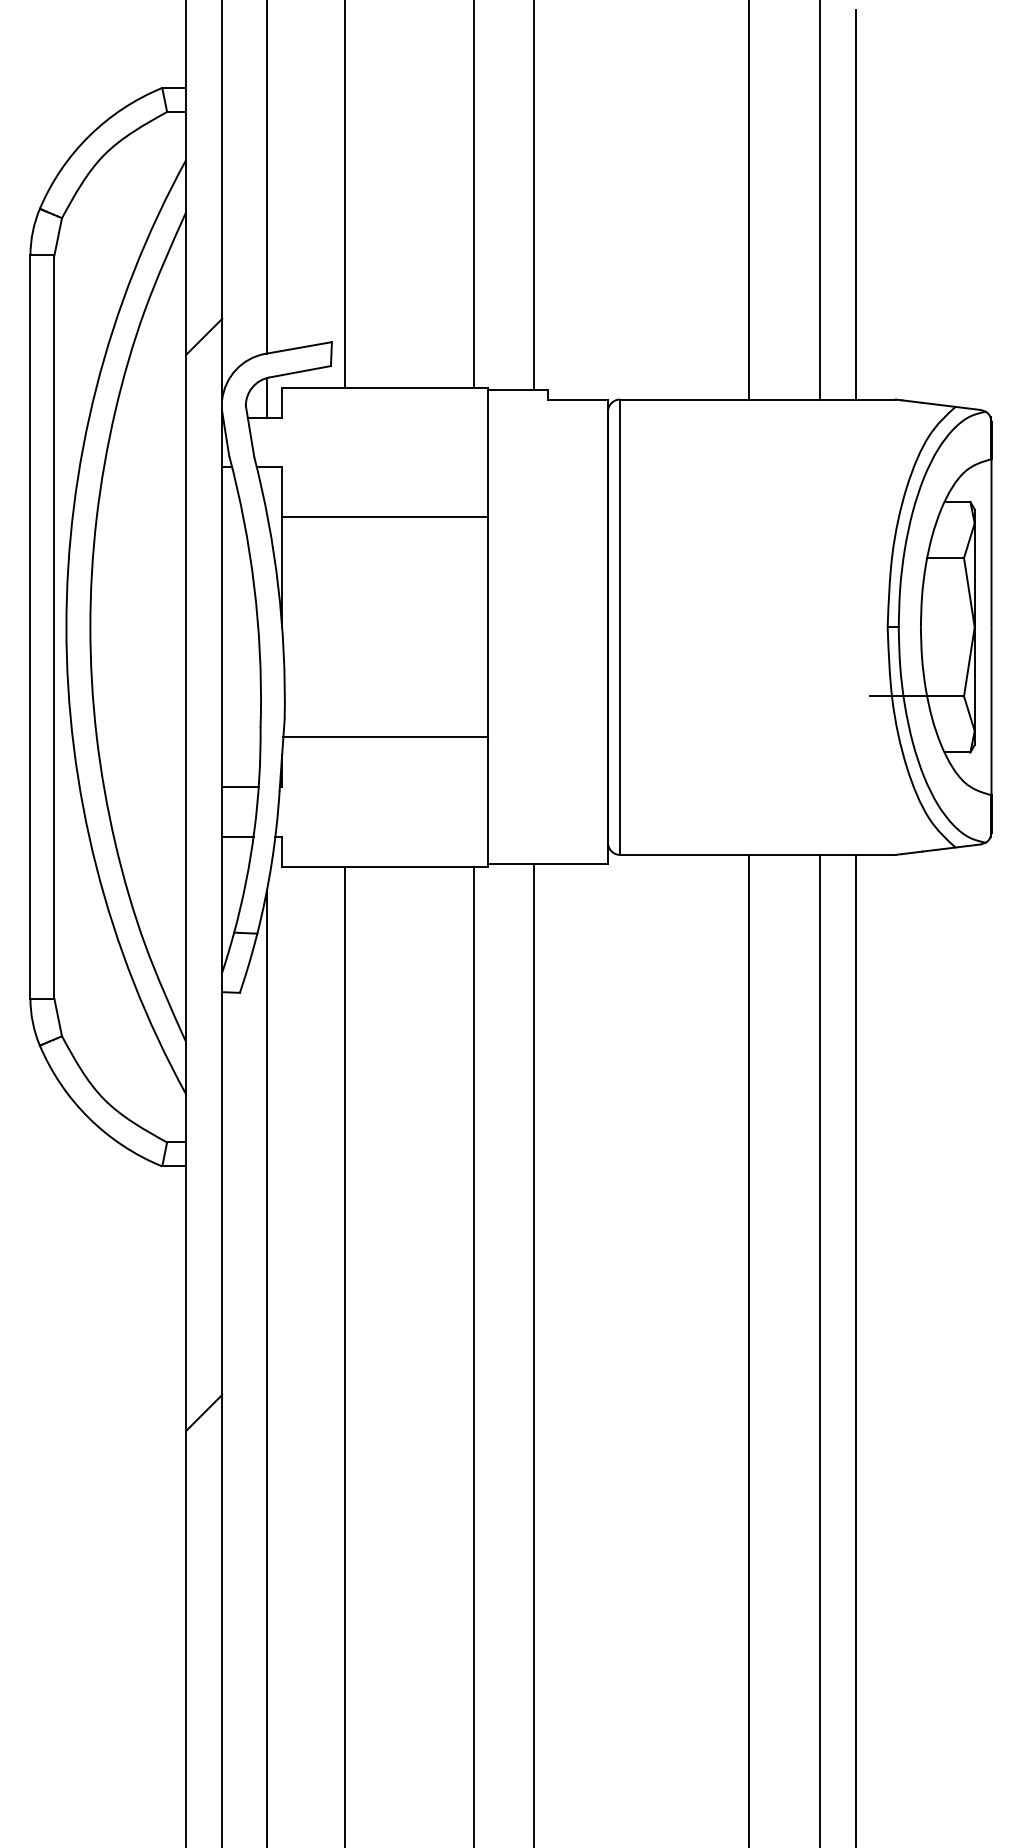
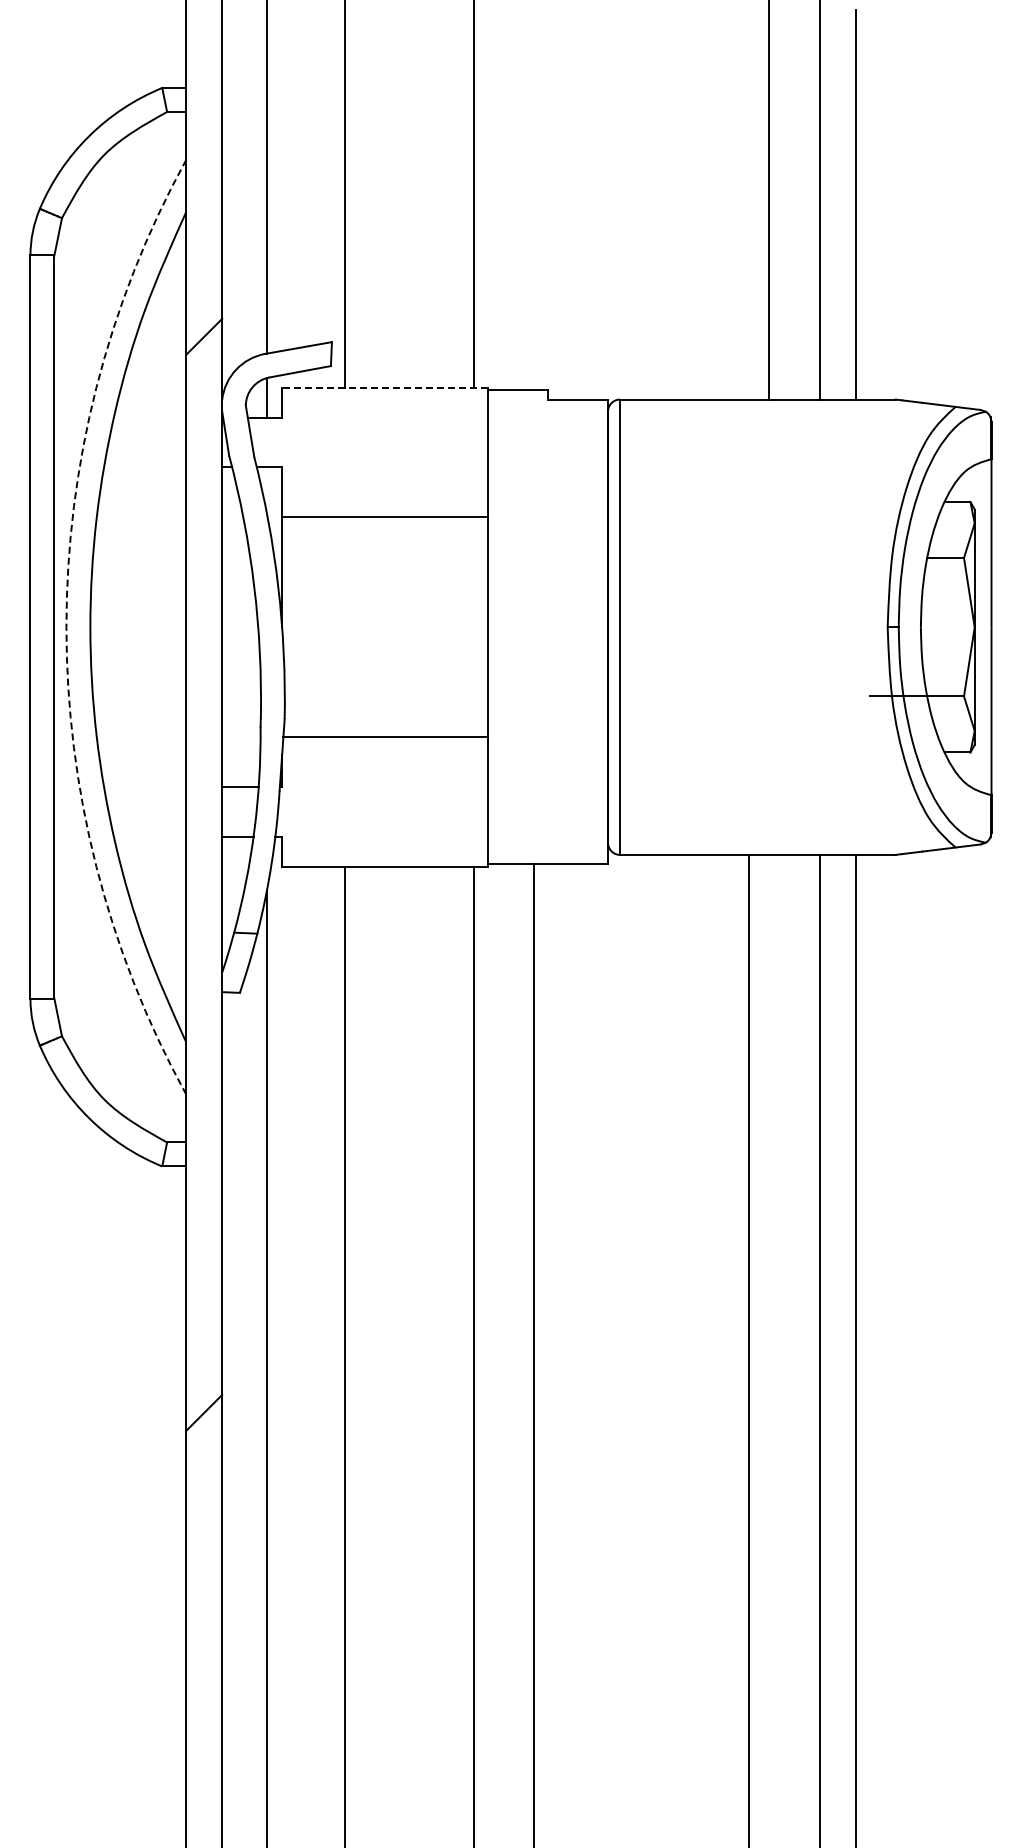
line: present -> none (533, 195)
line position: (748, 200) -> (768, 200) (768, 200)
line: solid -> dashed (384, 387)
arc: solid -> dashed (66, 627)
